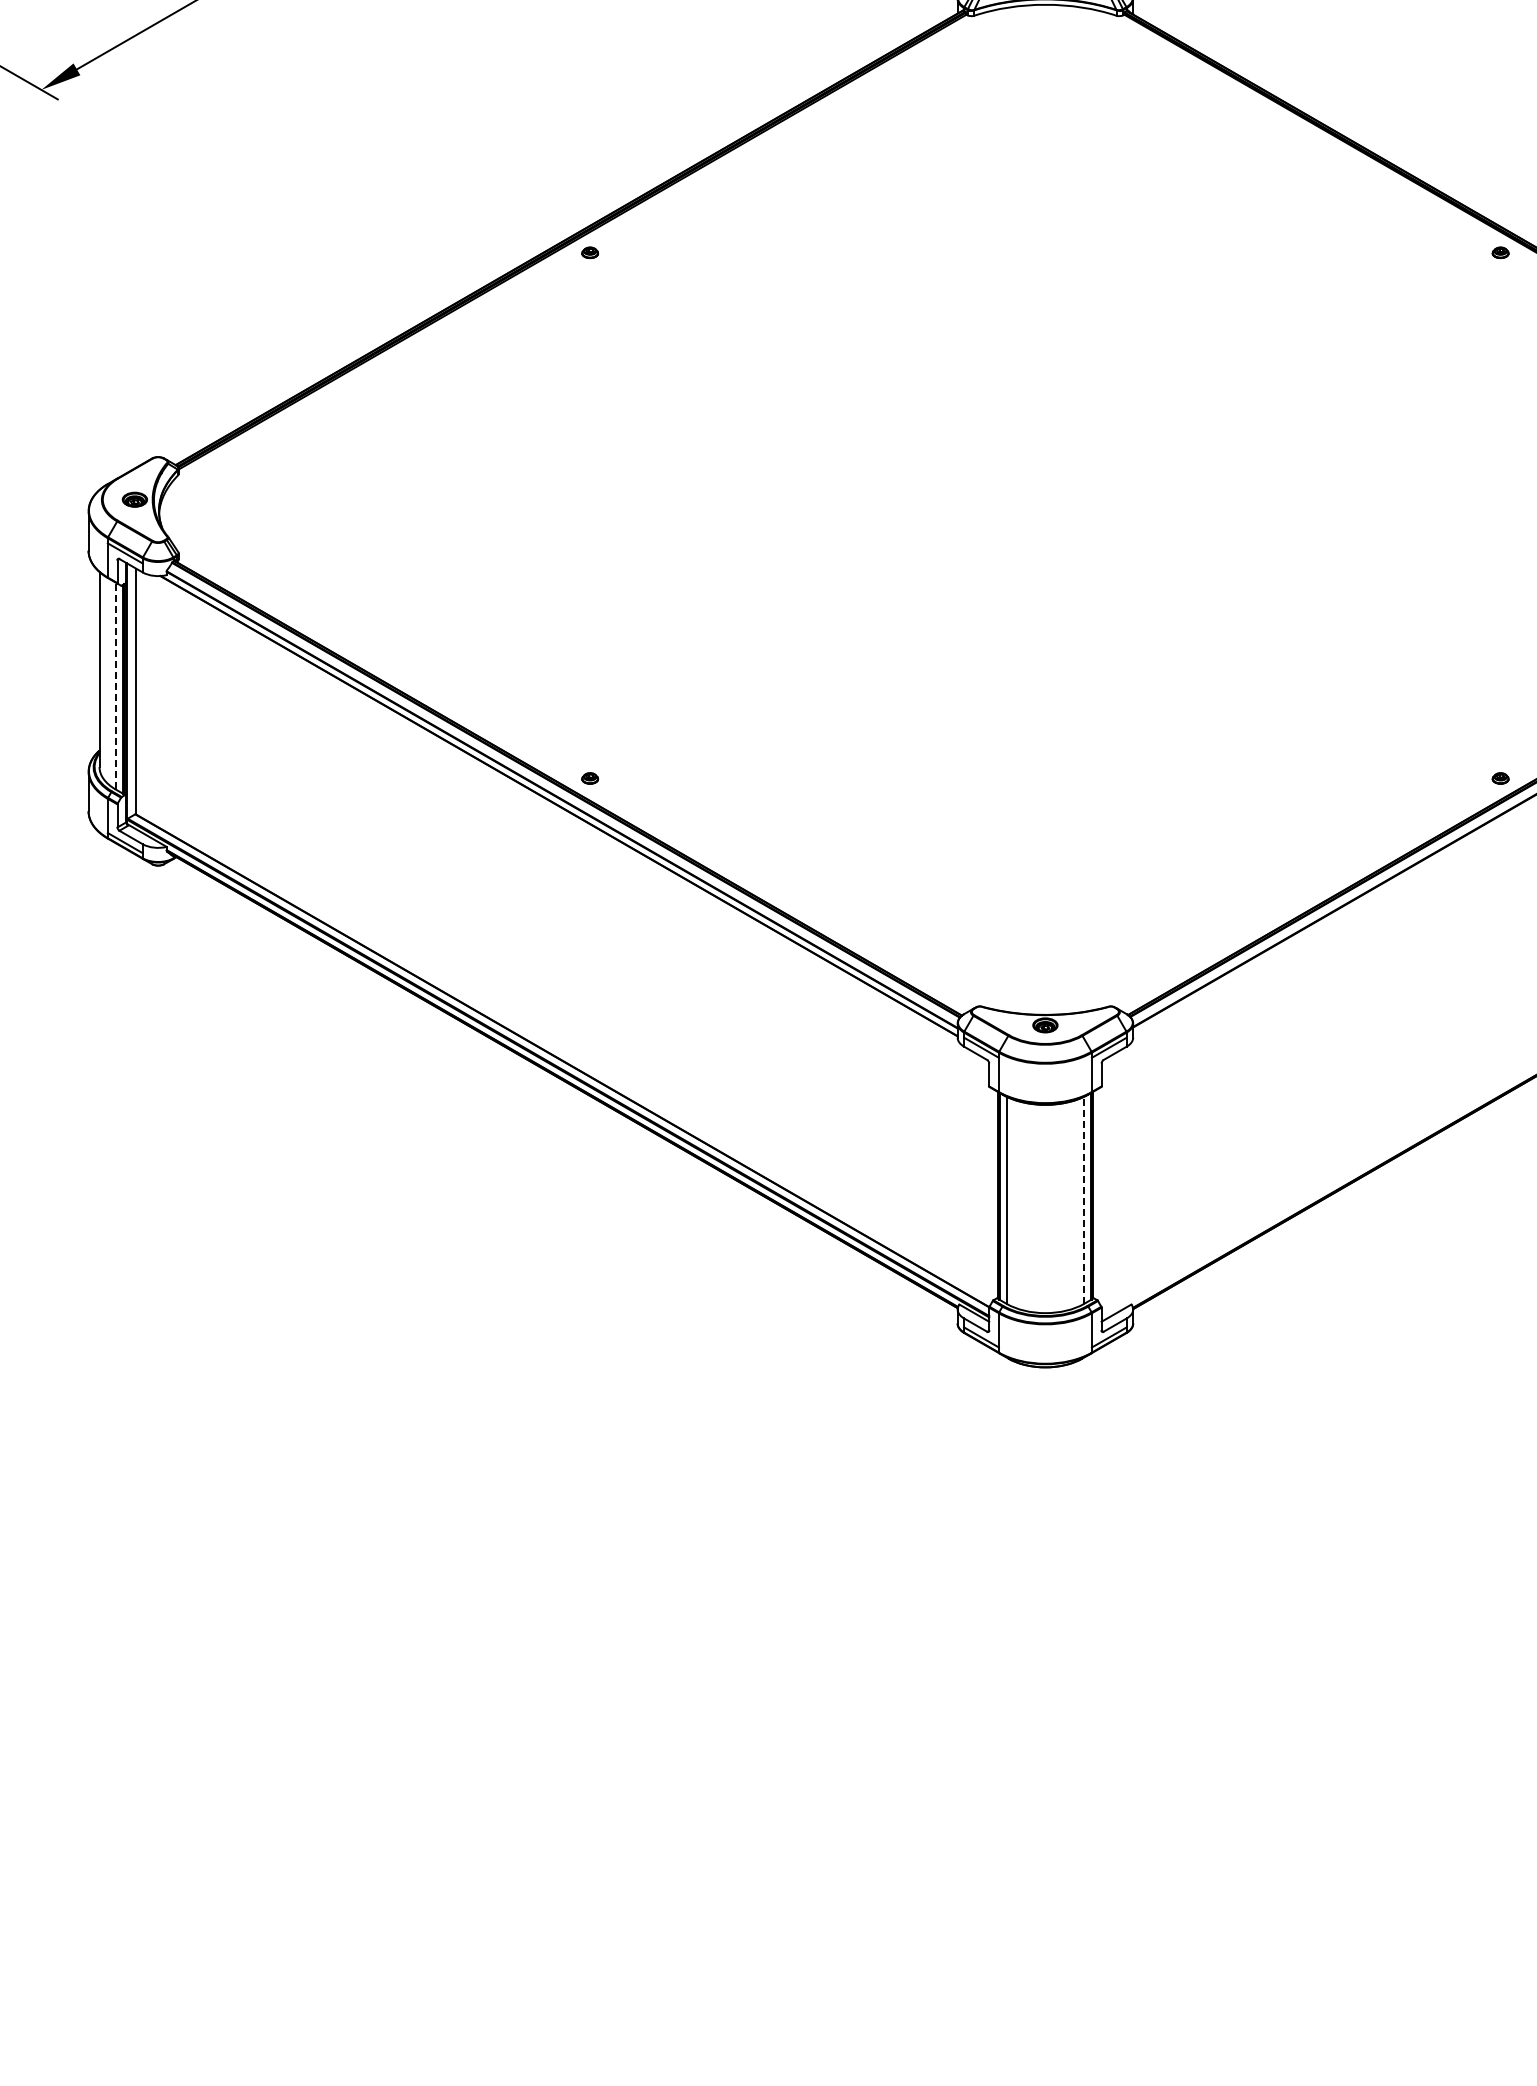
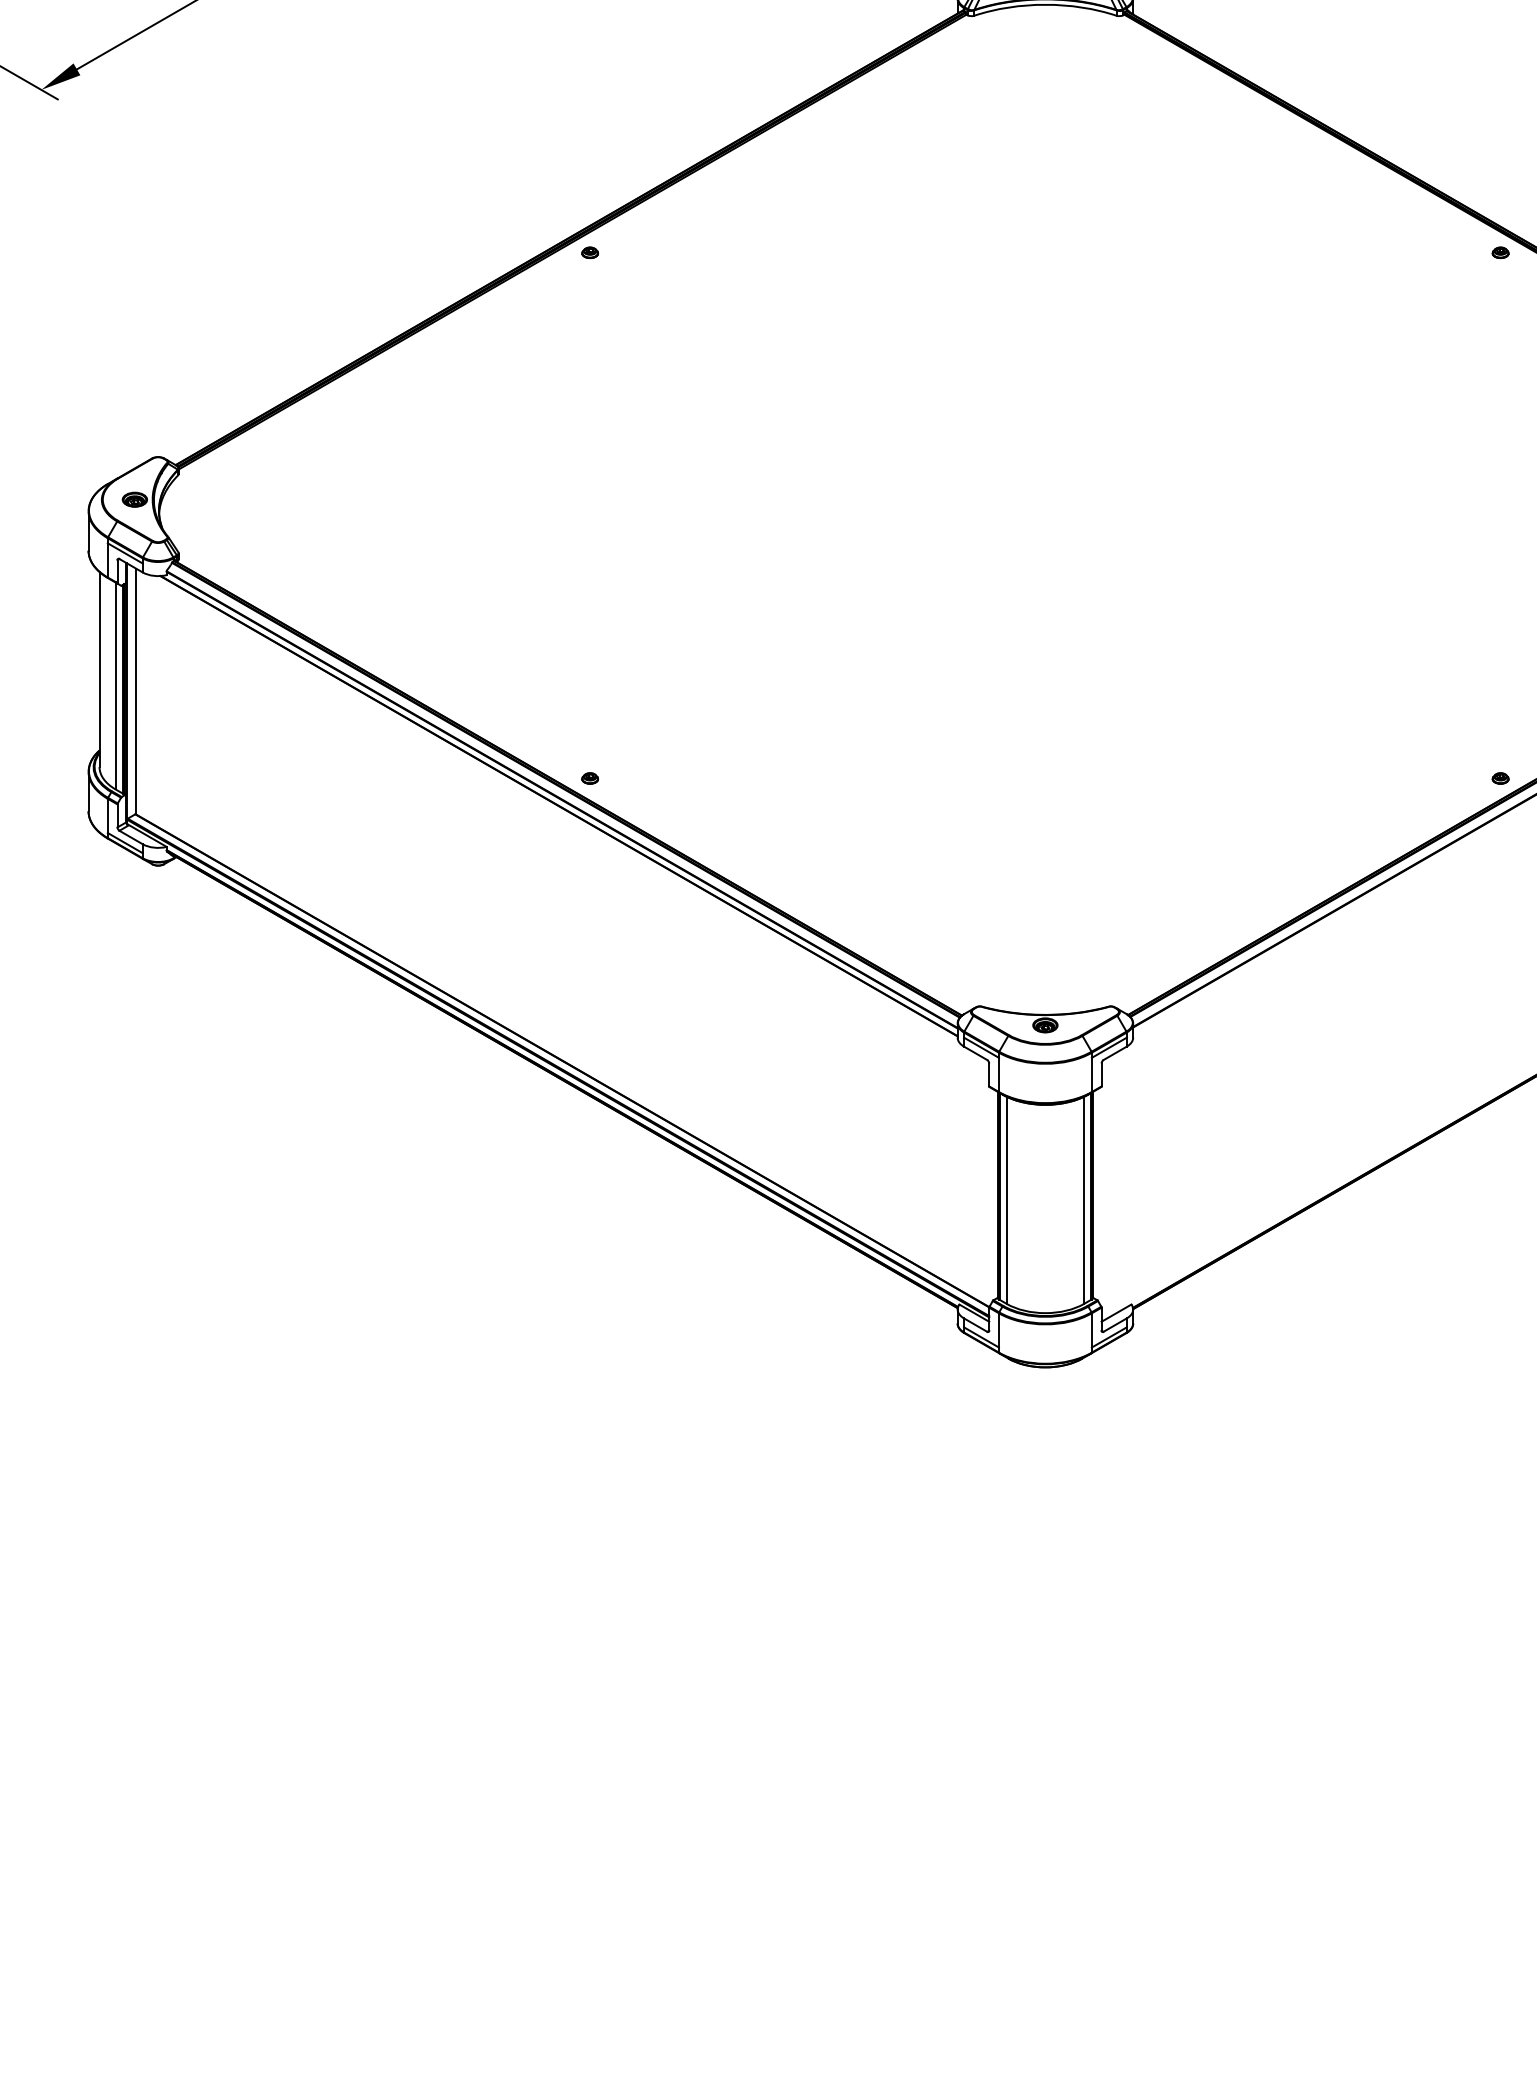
line: dashed -> solid (115, 685)
line: dashed -> solid (1084, 1200)
